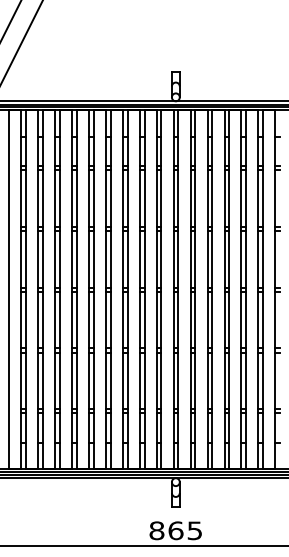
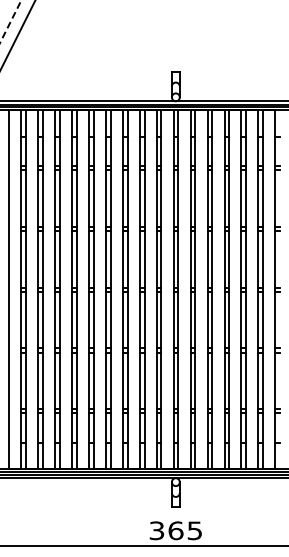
line: solid -> dashed (10, 21)
line position: (22, 42) -> (18, 34) (18, 34)
text: 865 -> 365 (156, 530)
